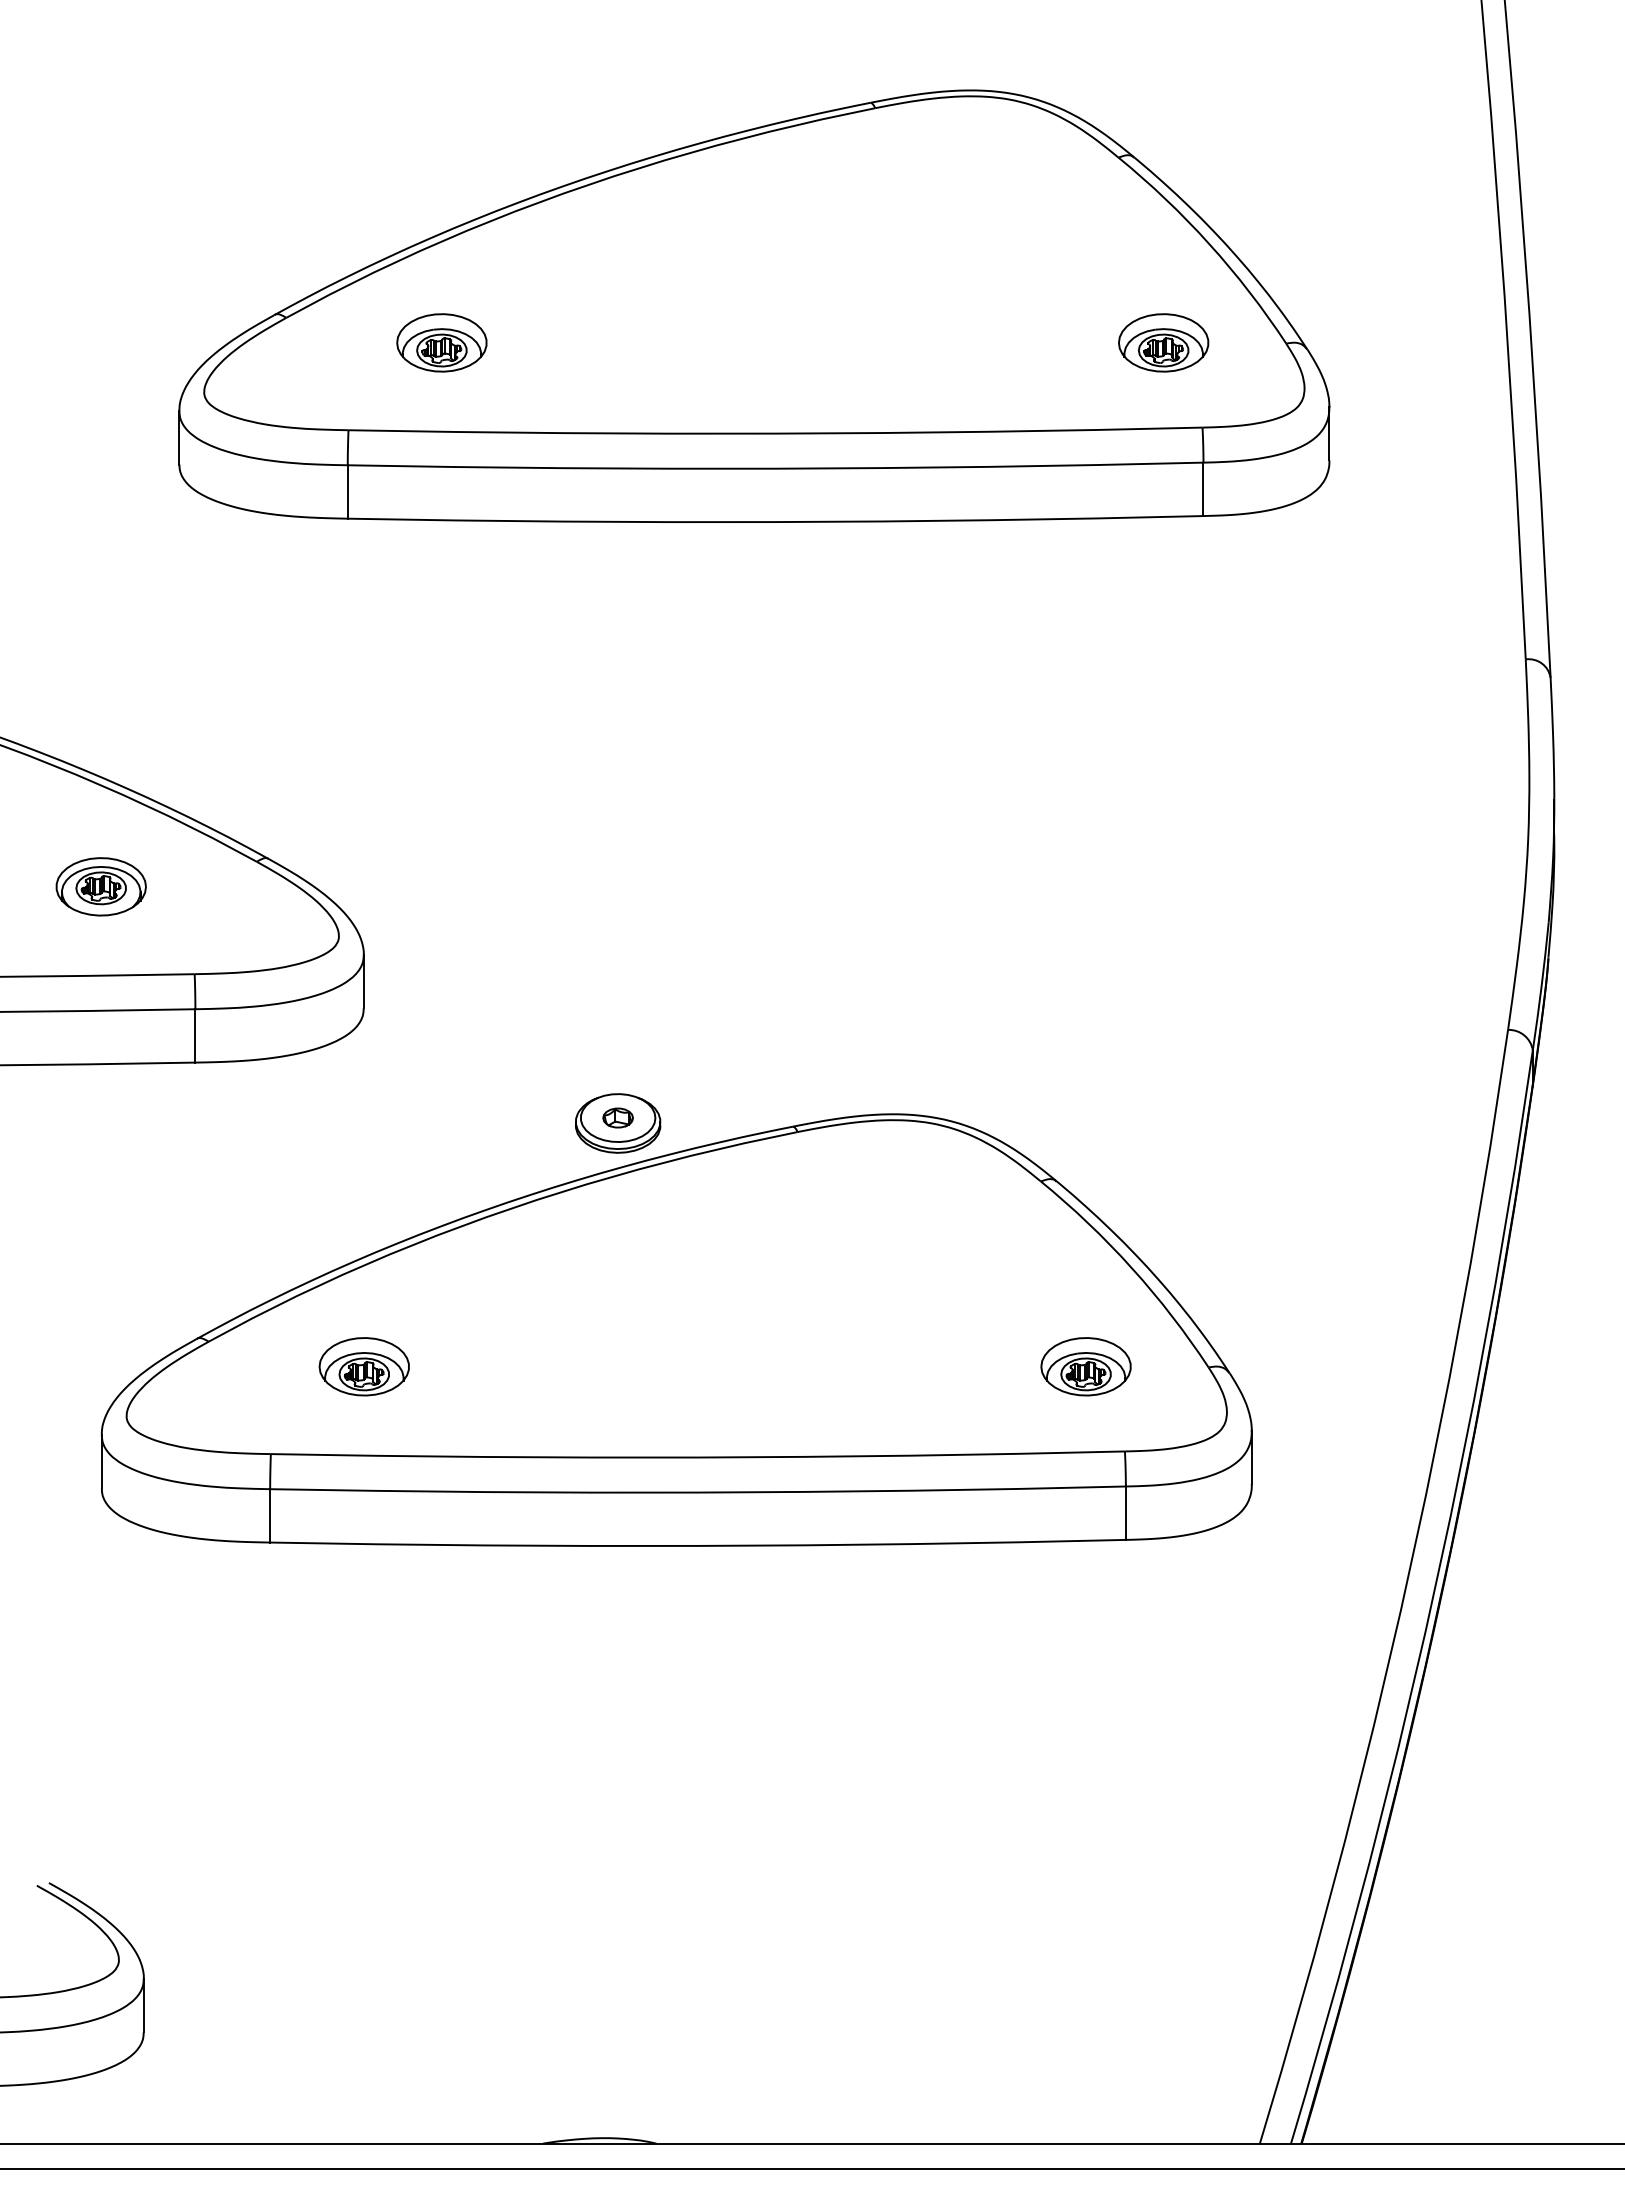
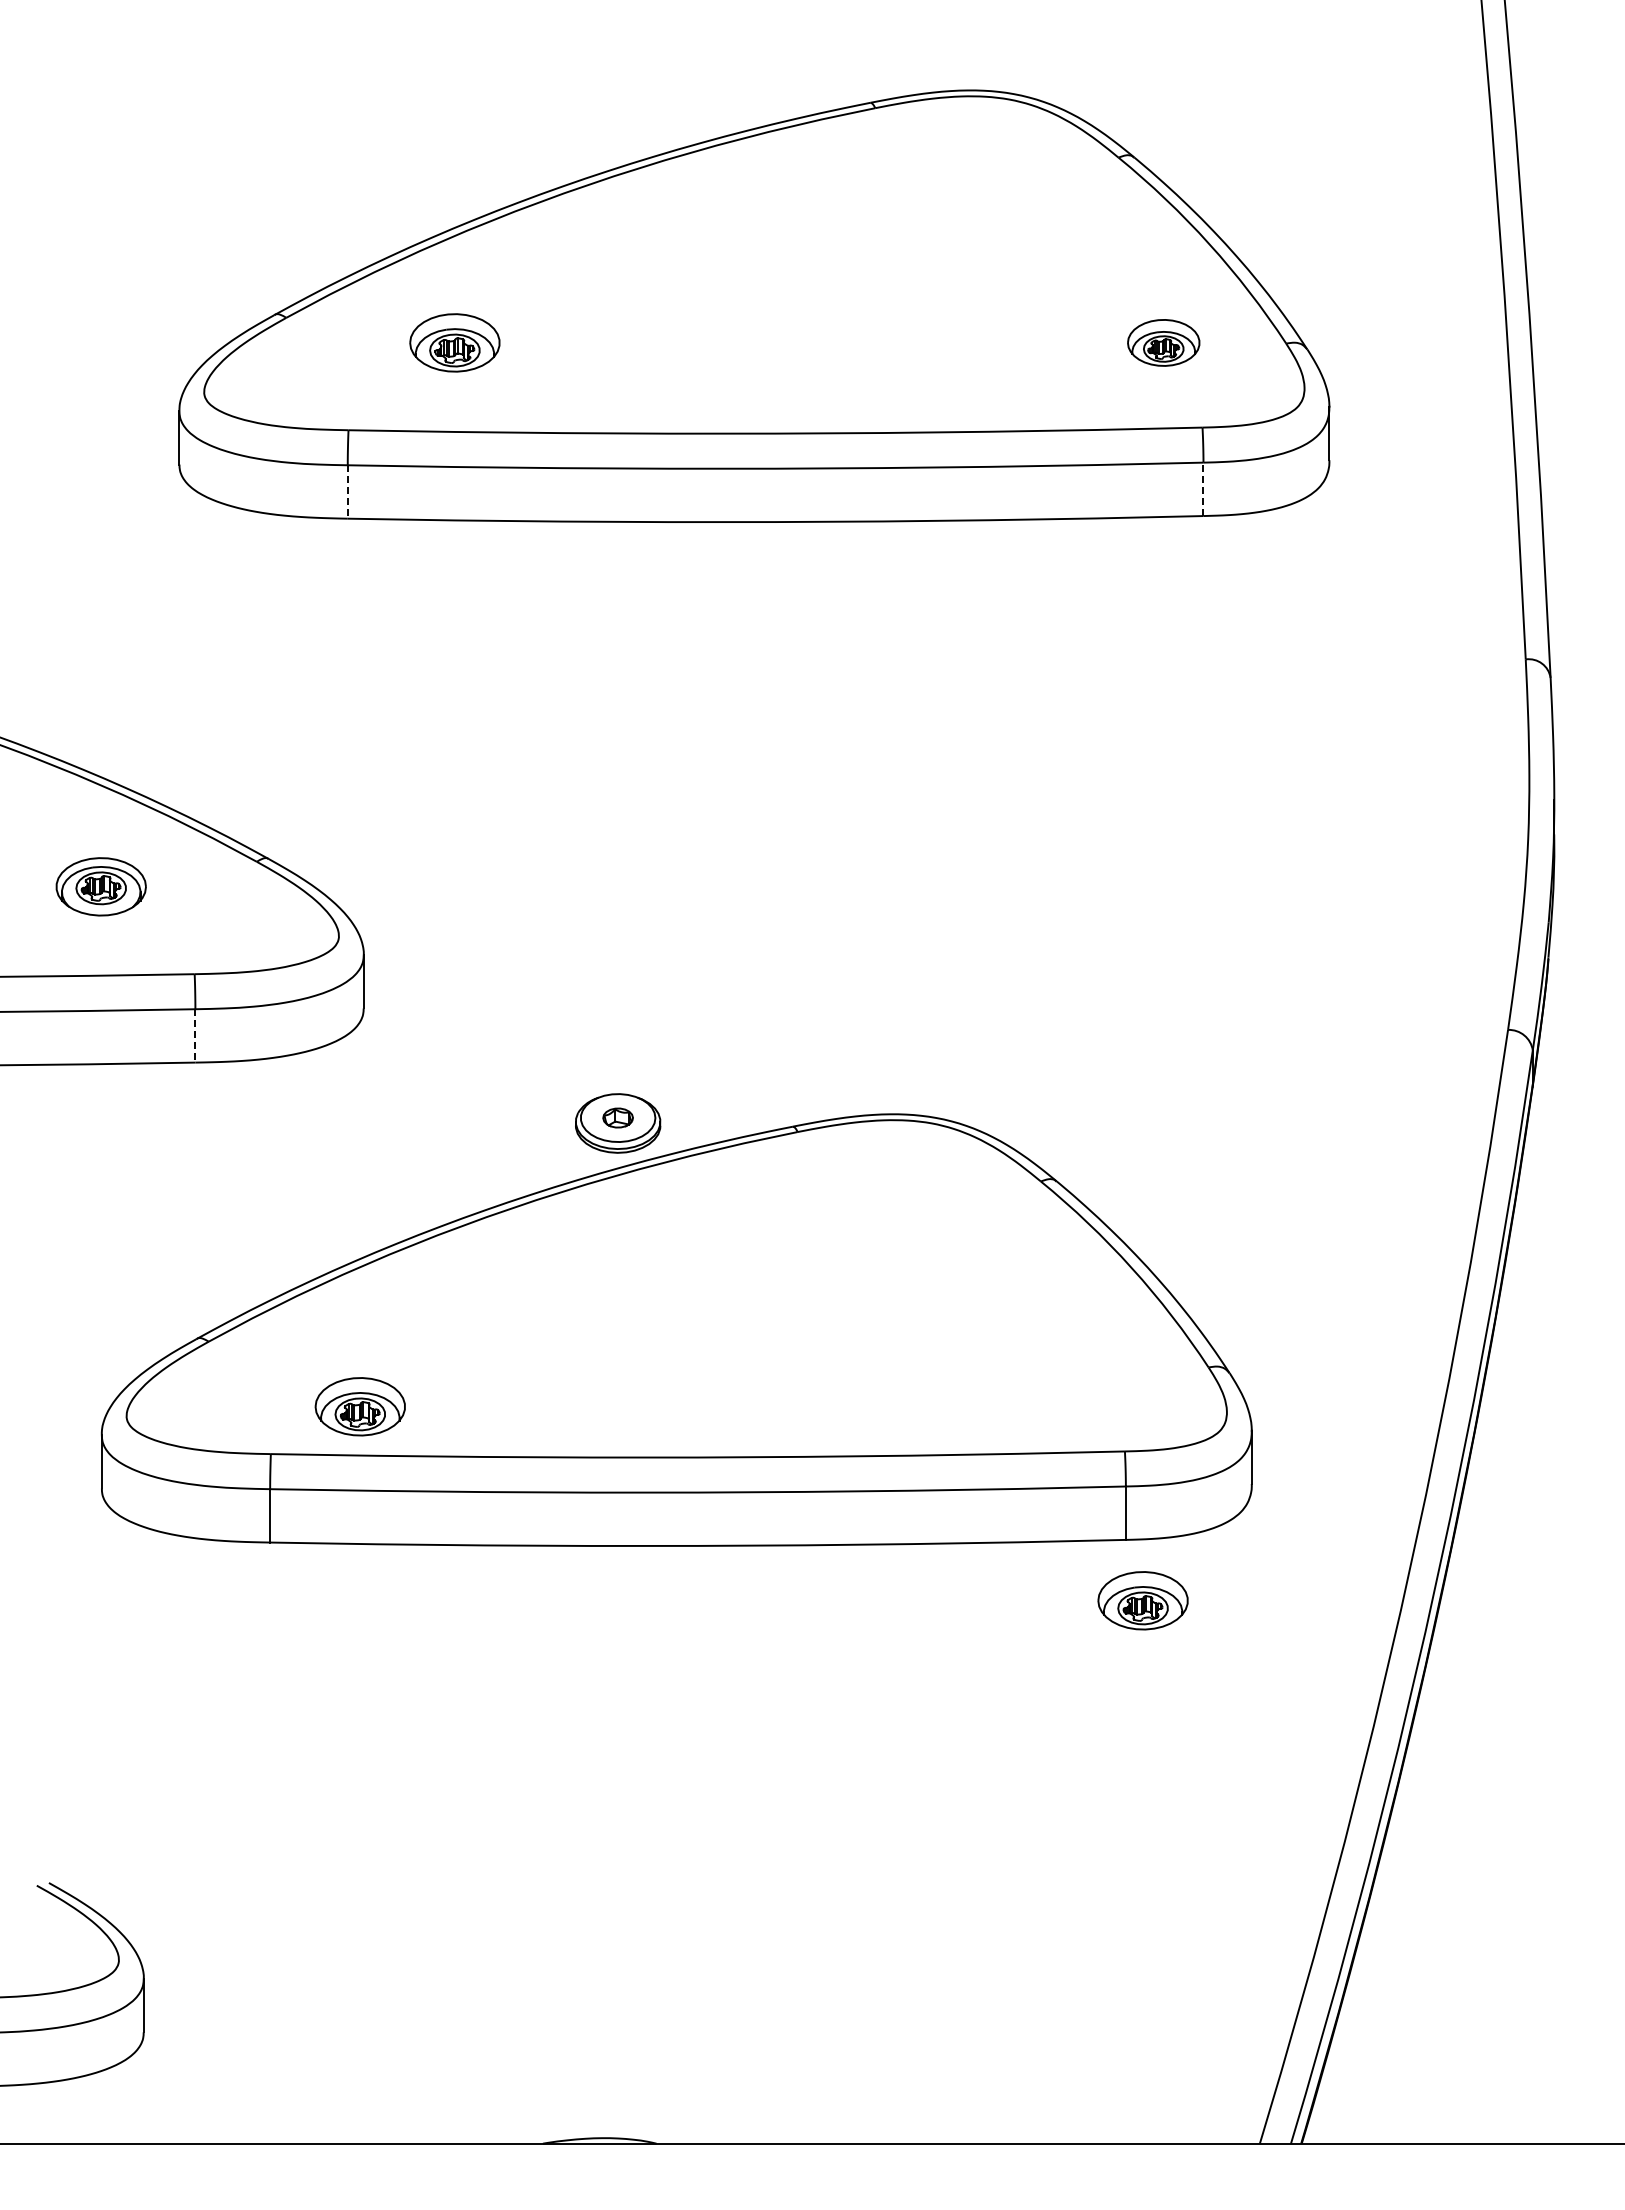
part position: (441, 342) -> (454, 342) (454, 342)
part size: 92x60 px -> 74x48 px (1163, 342)
line: solid -> dashed (1203, 489)
line: solid -> dashed (347, 491)
line: solid -> dashed (195, 1035)
part position: (363, 1366) -> (359, 1406) (359, 1406)
part position: (1085, 1366) -> (1142, 1600) (1142, 1600)
line: present -> none (811, 2168)
